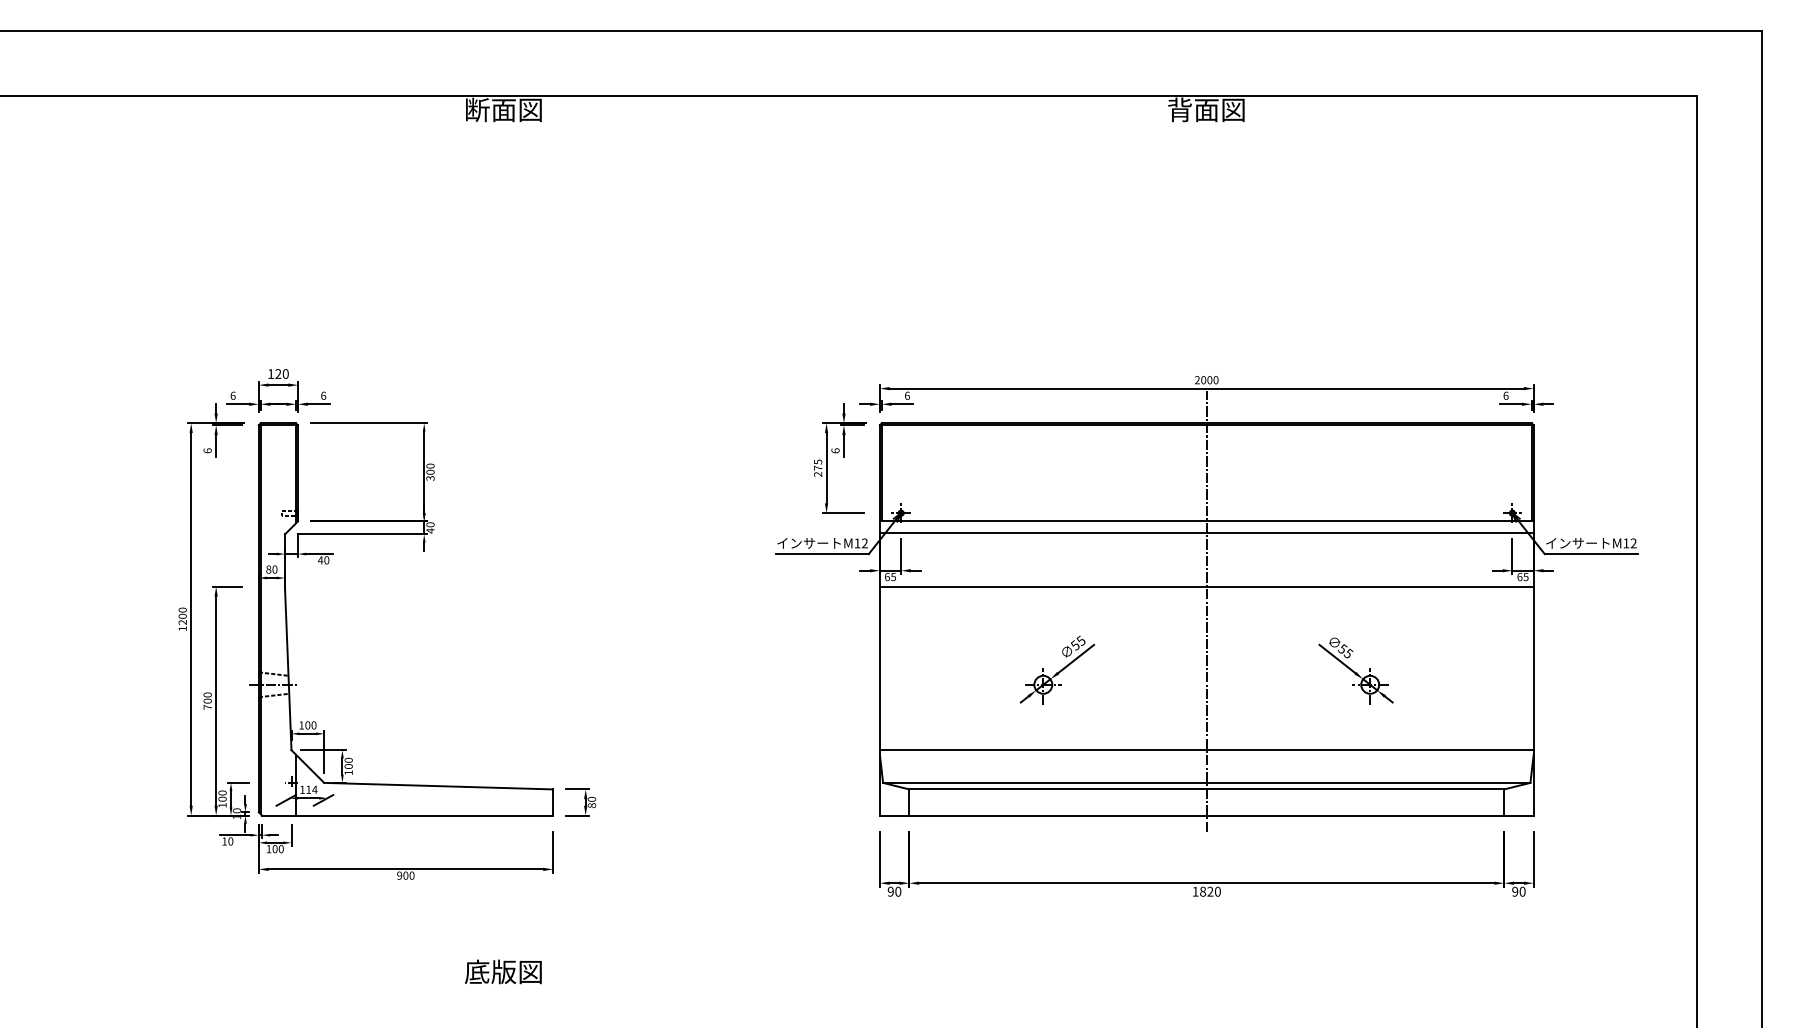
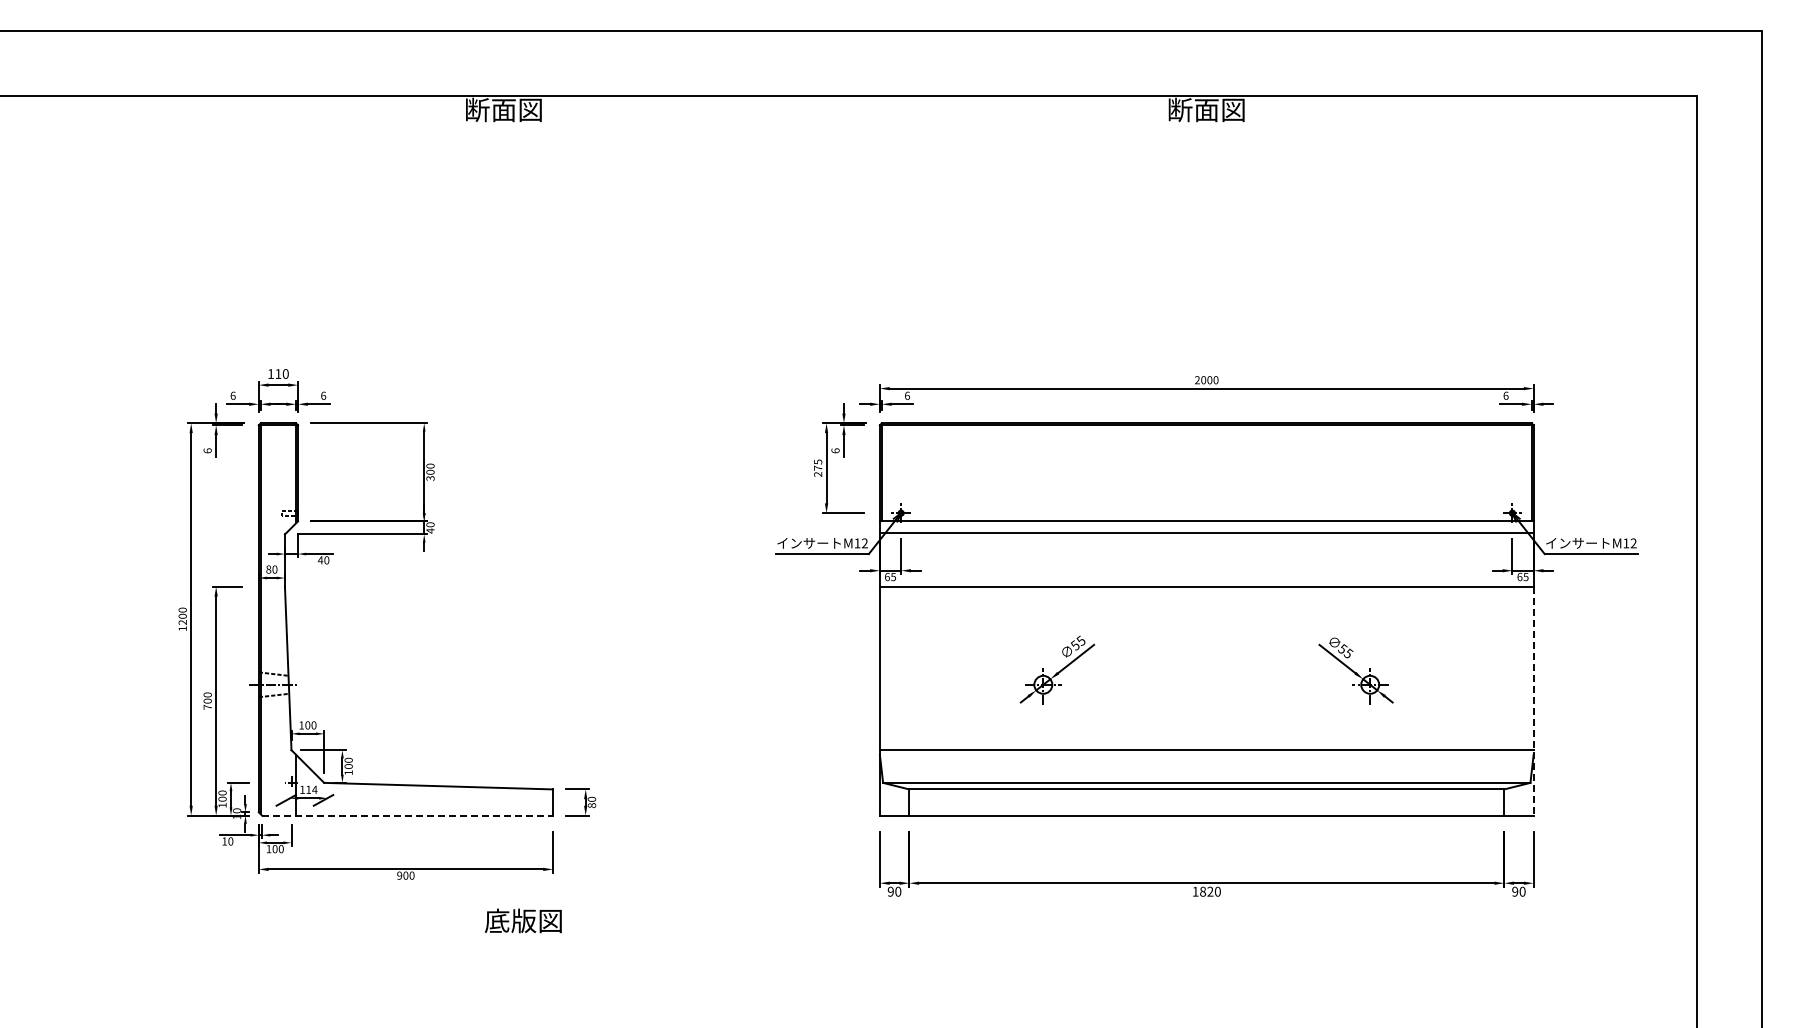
text: 背面図 -> 断面図 (1180, 109)
text: 120 -> 110 (278, 373)
line: present -> none (1206, 610)
line: solid -> dashed (1533, 701)
line: solid -> dashed (408, 815)
text position: (503, 971) -> (523, 920) (523, 920)
